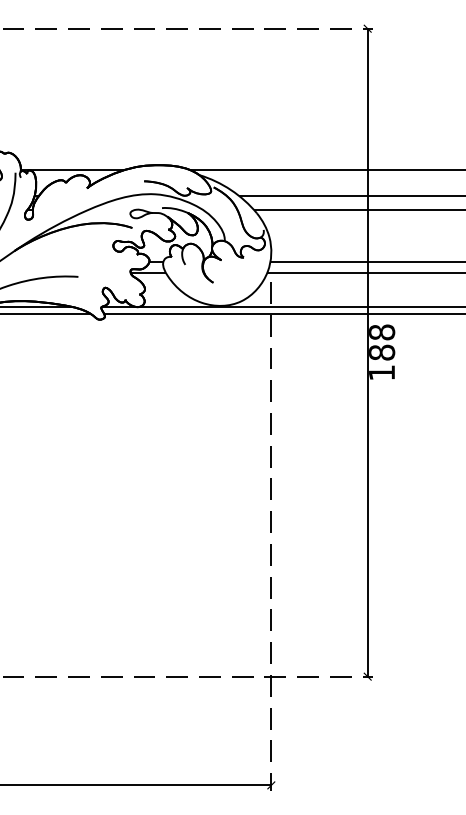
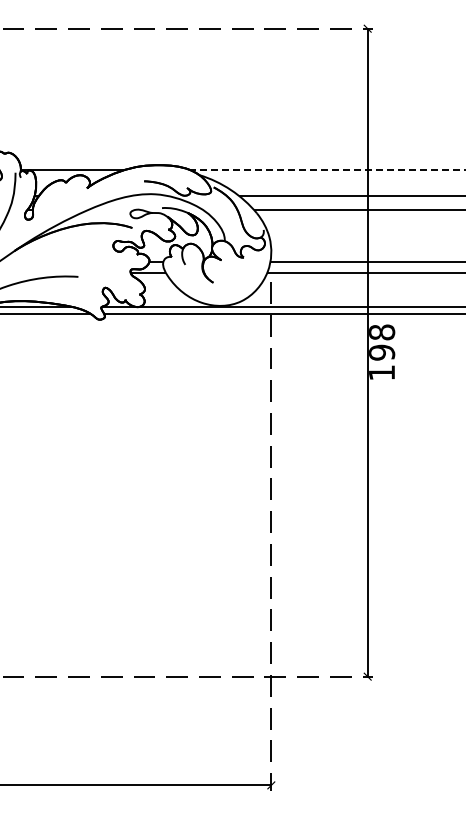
line: solid -> dashed (327, 169)
text: 188 -> 198 (382, 352)
